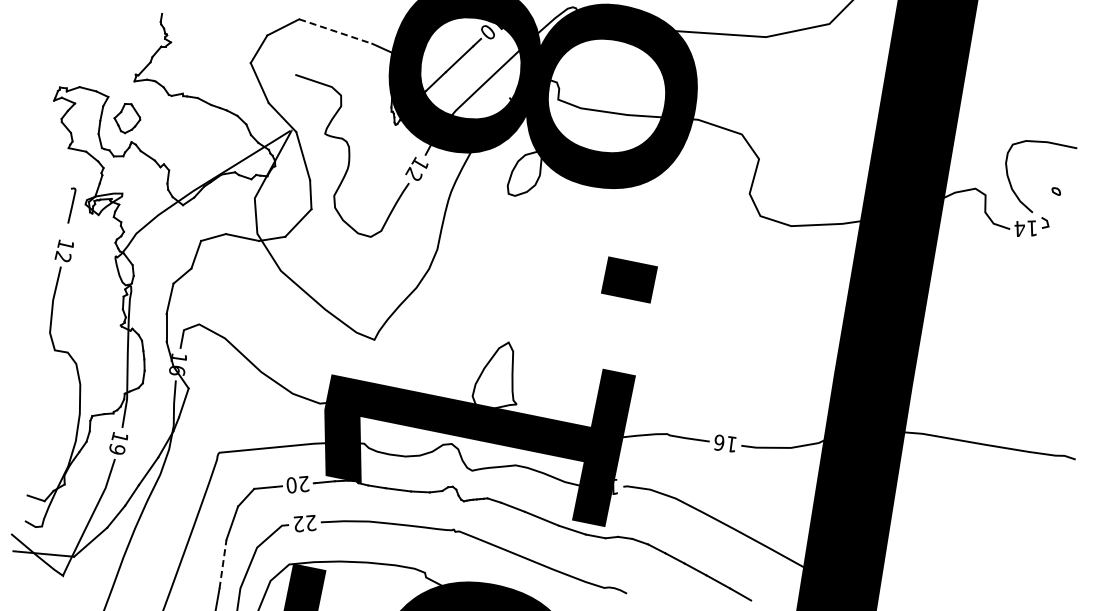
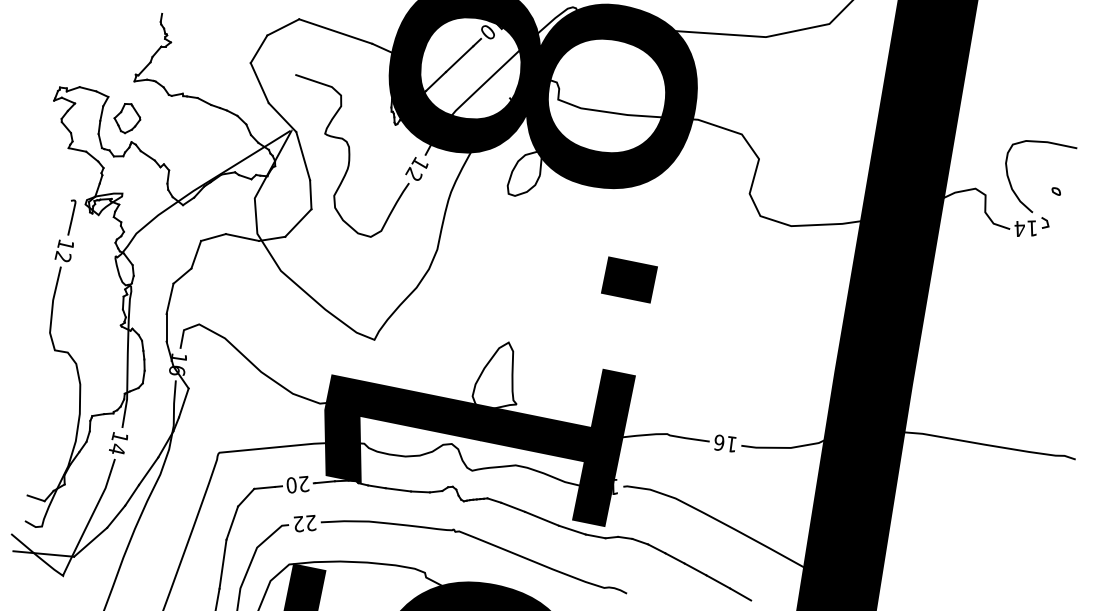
line: dashed -> solid (335, 31)
curve position: (71, 205) -> (71, 217) (71, 217)
text: 19 -> 14 (117, 448)
line: dashed -> solid (223, 564)
